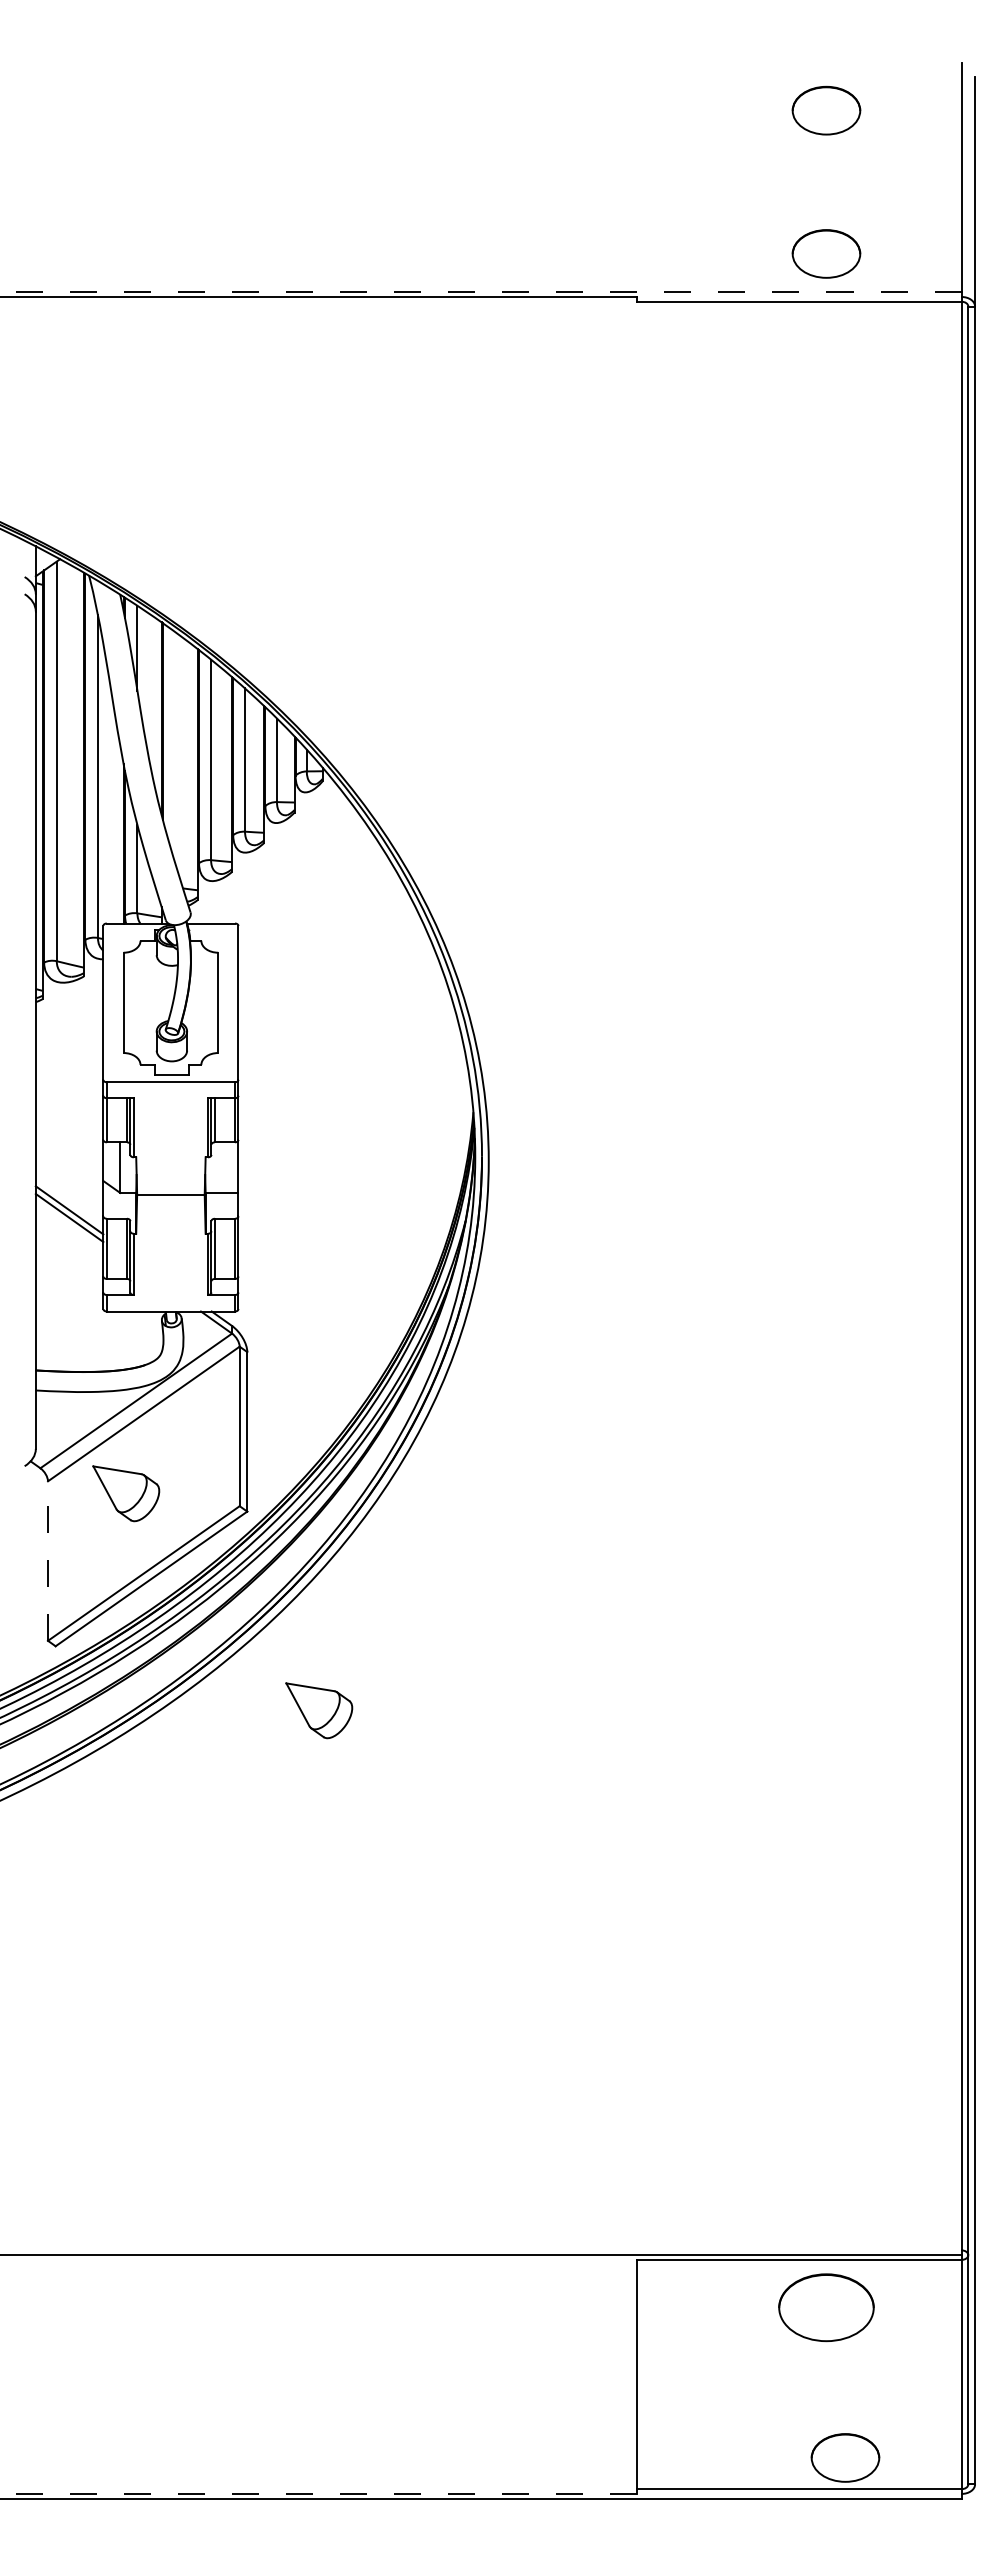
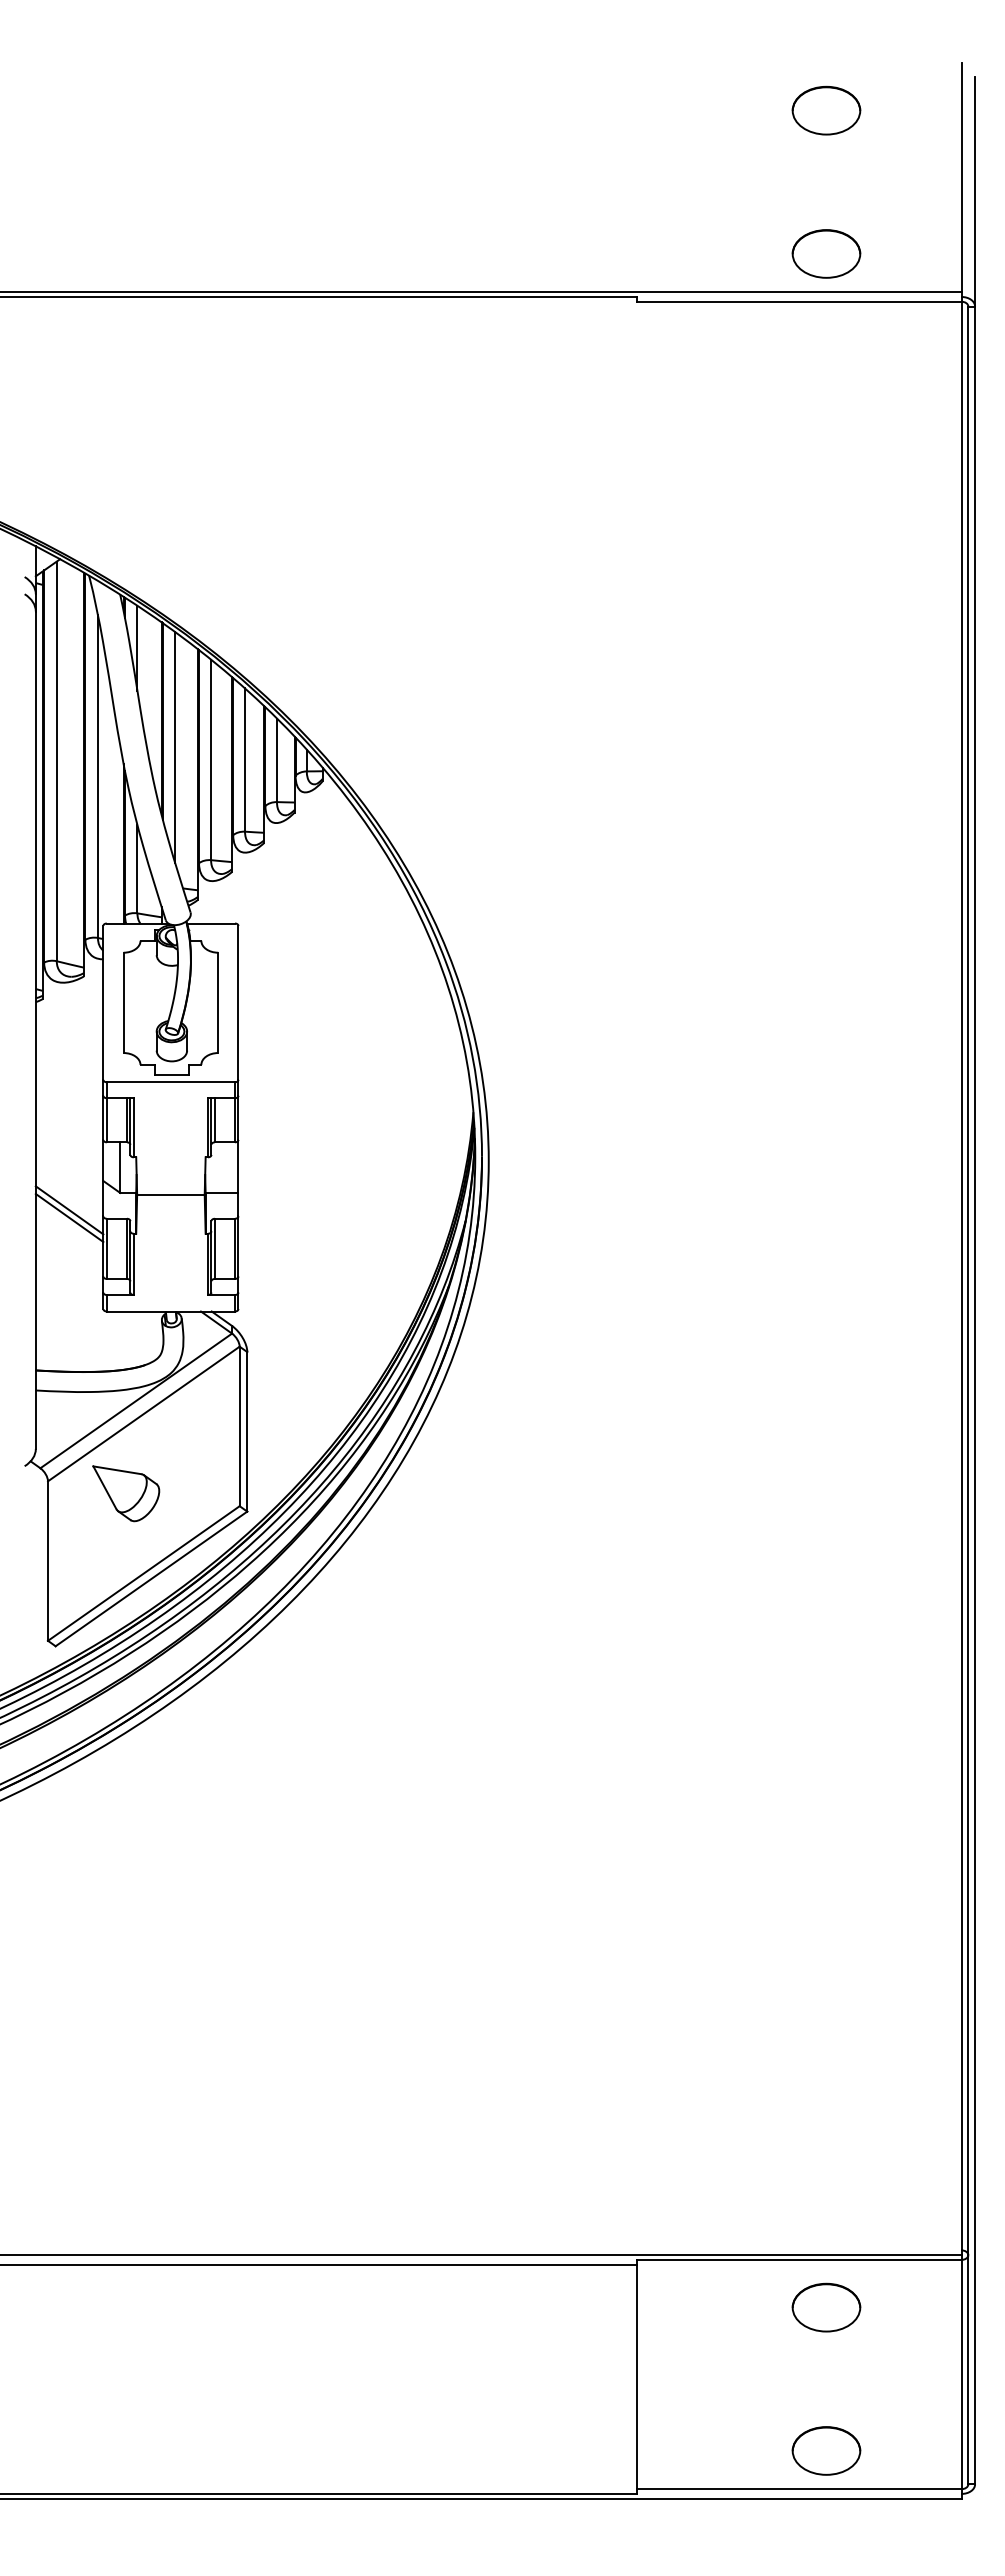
line: dashed -> solid (480, 292)
line: none -> present (175, 747)
line: dashed -> solid (48, 1561)
part: present -> none (319, 1710)
line: none -> present (319, 2264)
part size: 97x70 px -> 71x51 px (826, 2307)
part position: (845, 2457) -> (826, 2450) (826, 2450)
line: dashed -> solid (319, 2493)
